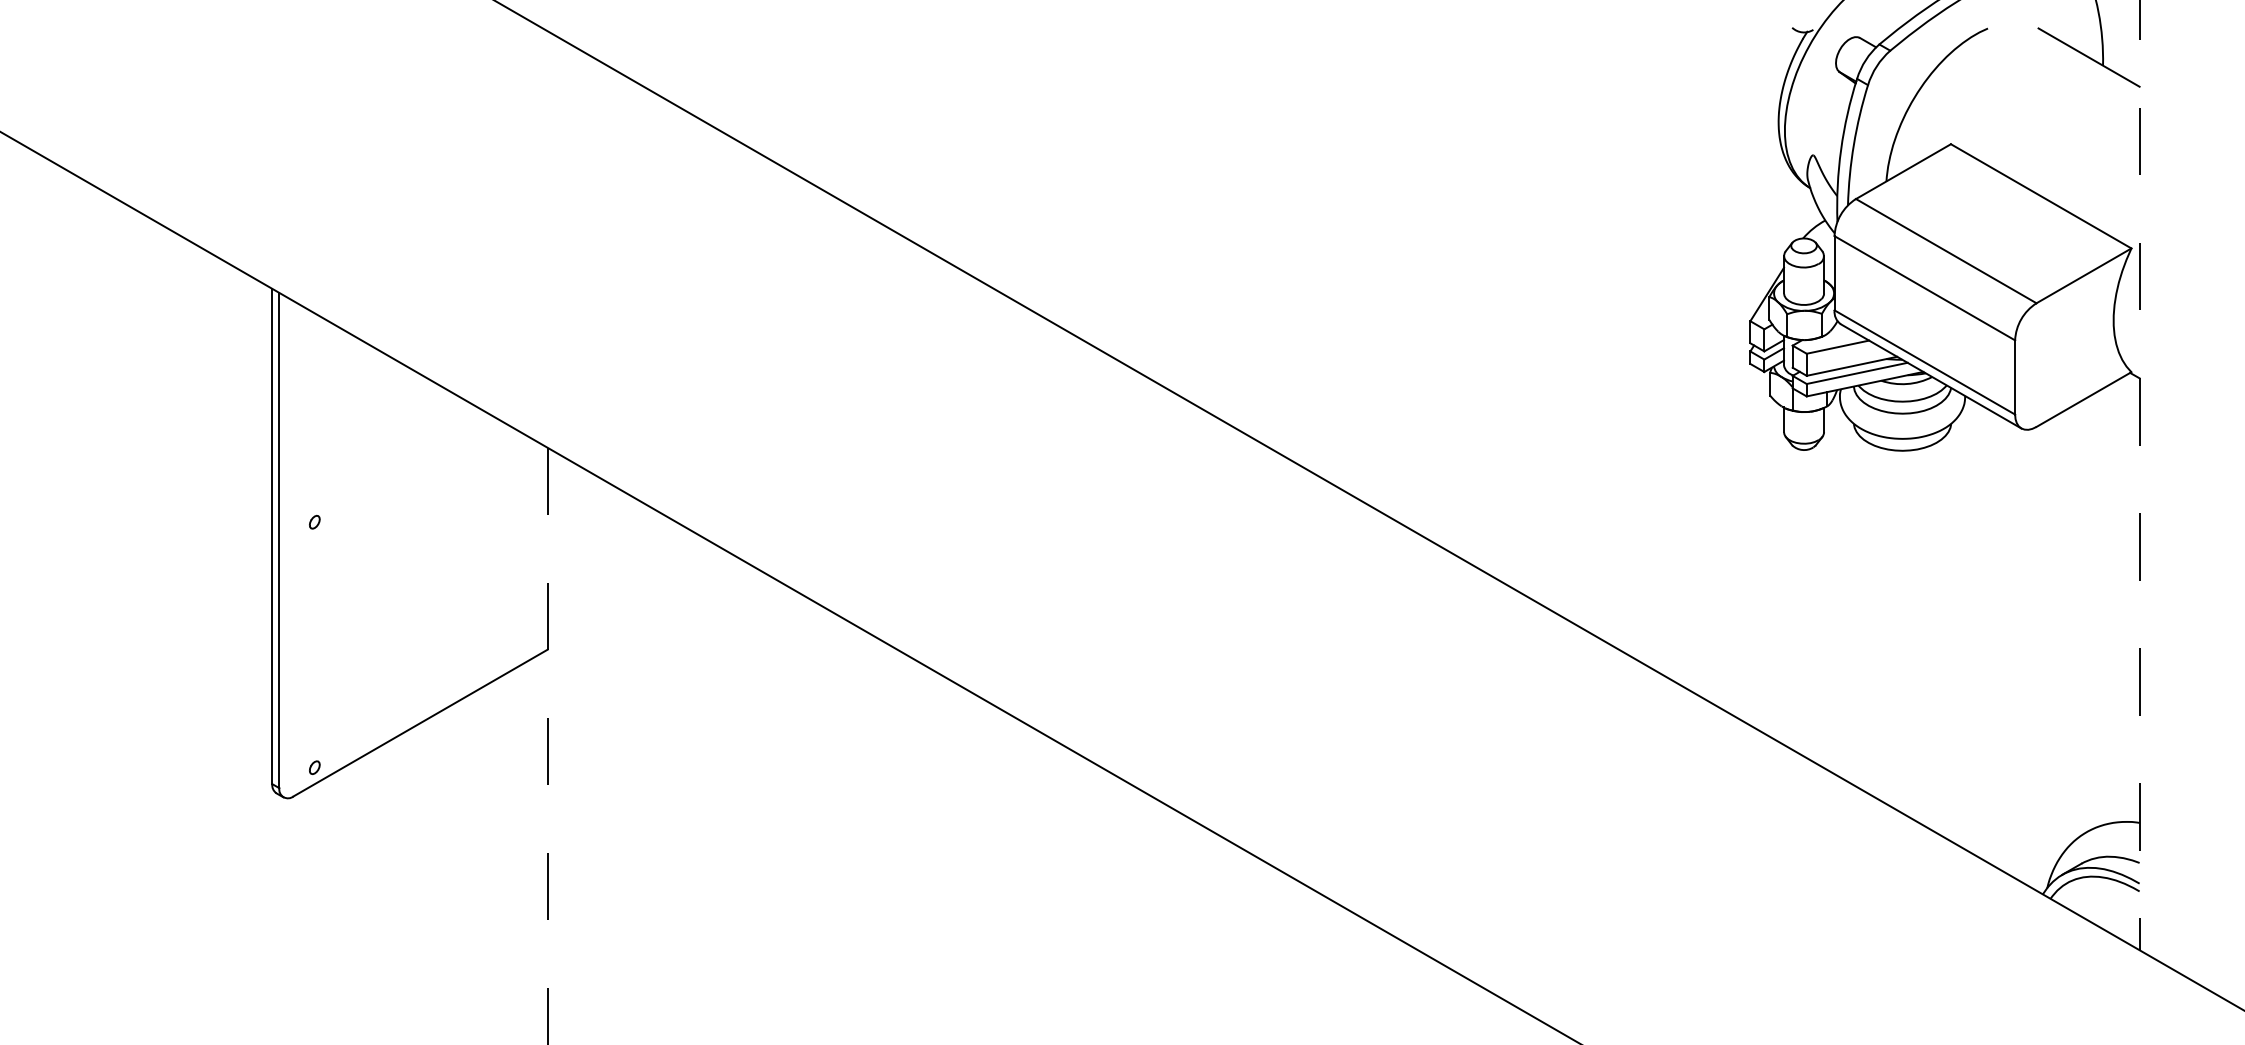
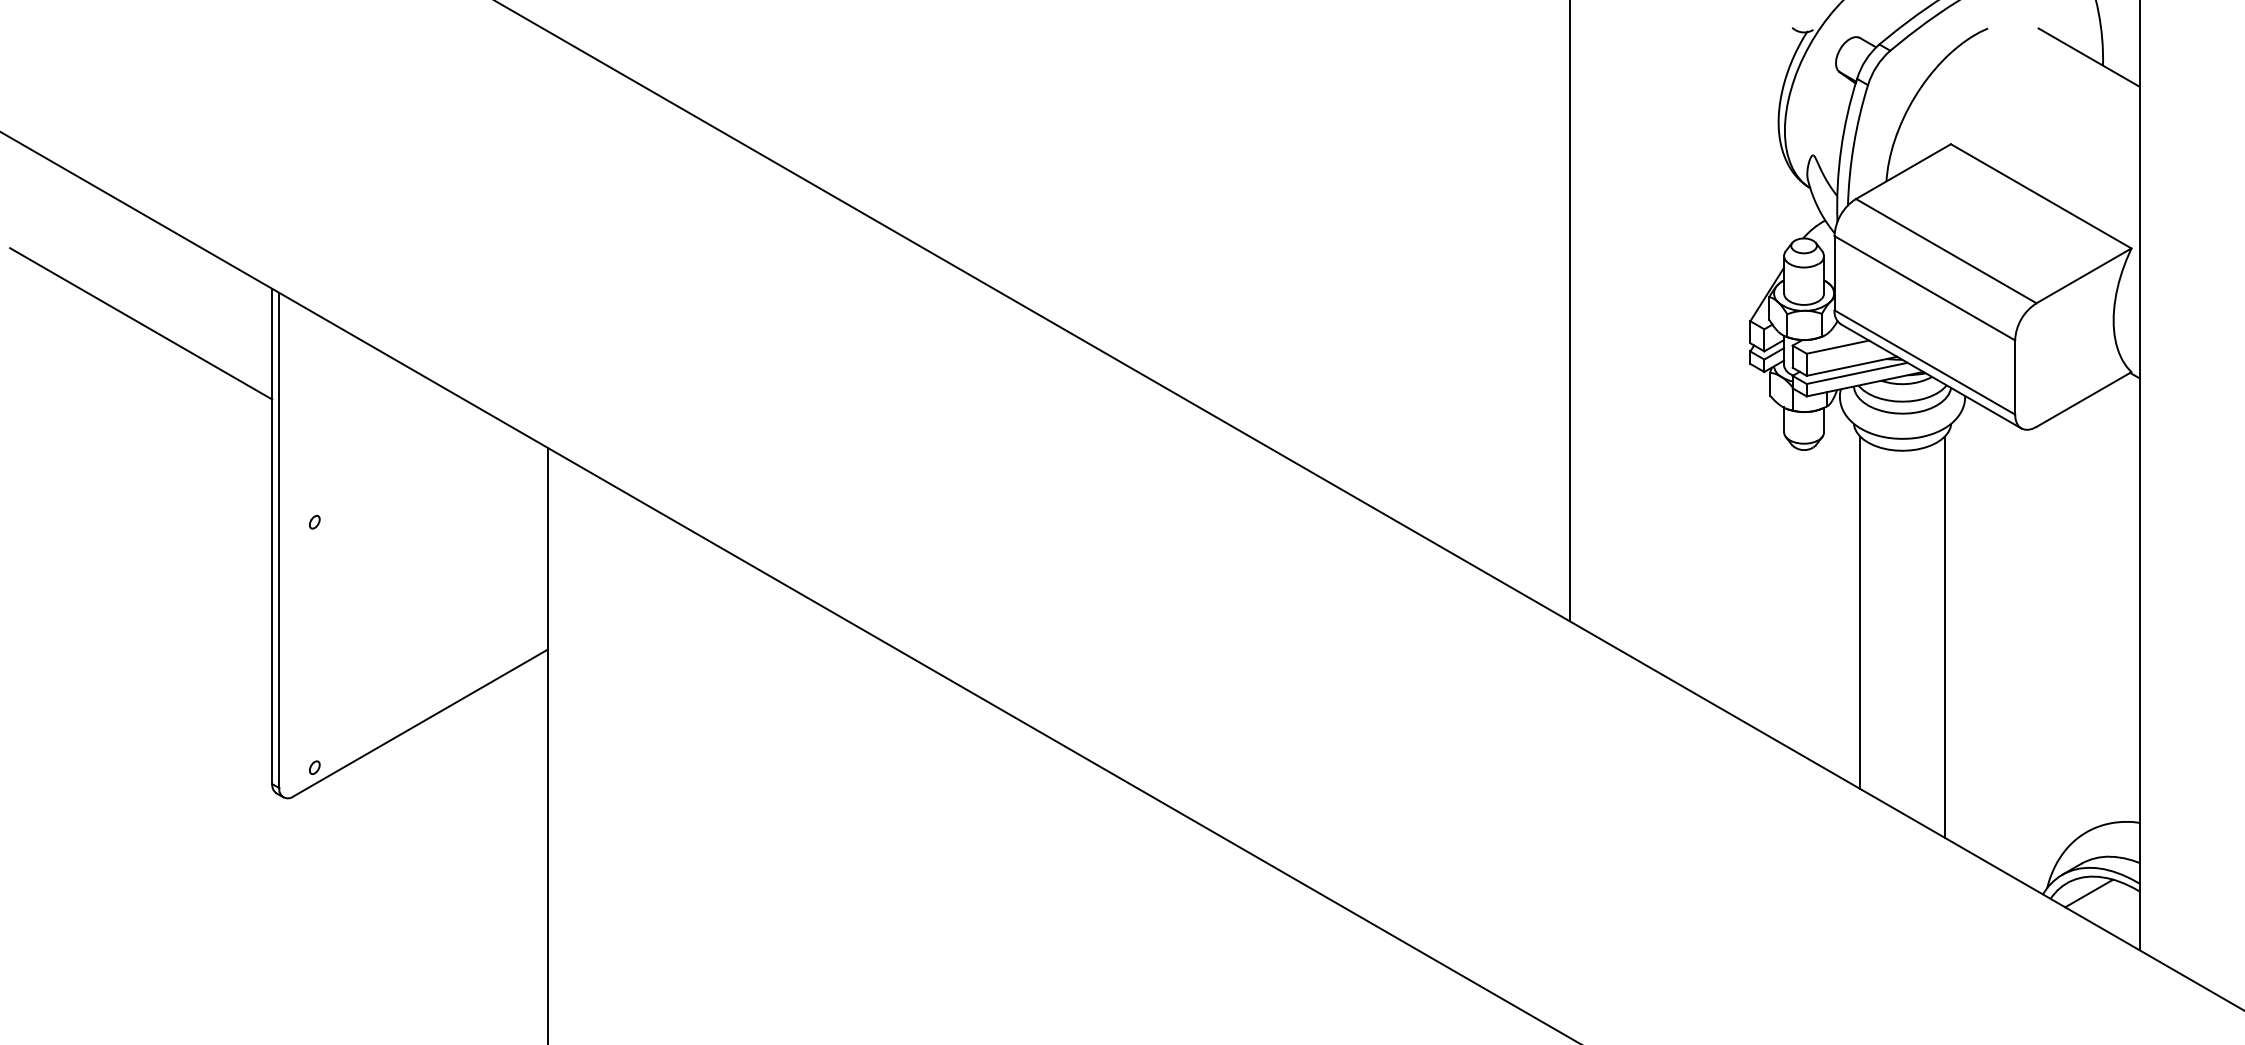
line: none -> present (1569, 311)
line: none -> present (141, 323)
line: dashed -> solid (2139, 475)
line: none -> present (1860, 612)
line: none -> present (1944, 636)
line: dashed -> solid (547, 746)
line: none -> present (2089, 893)
